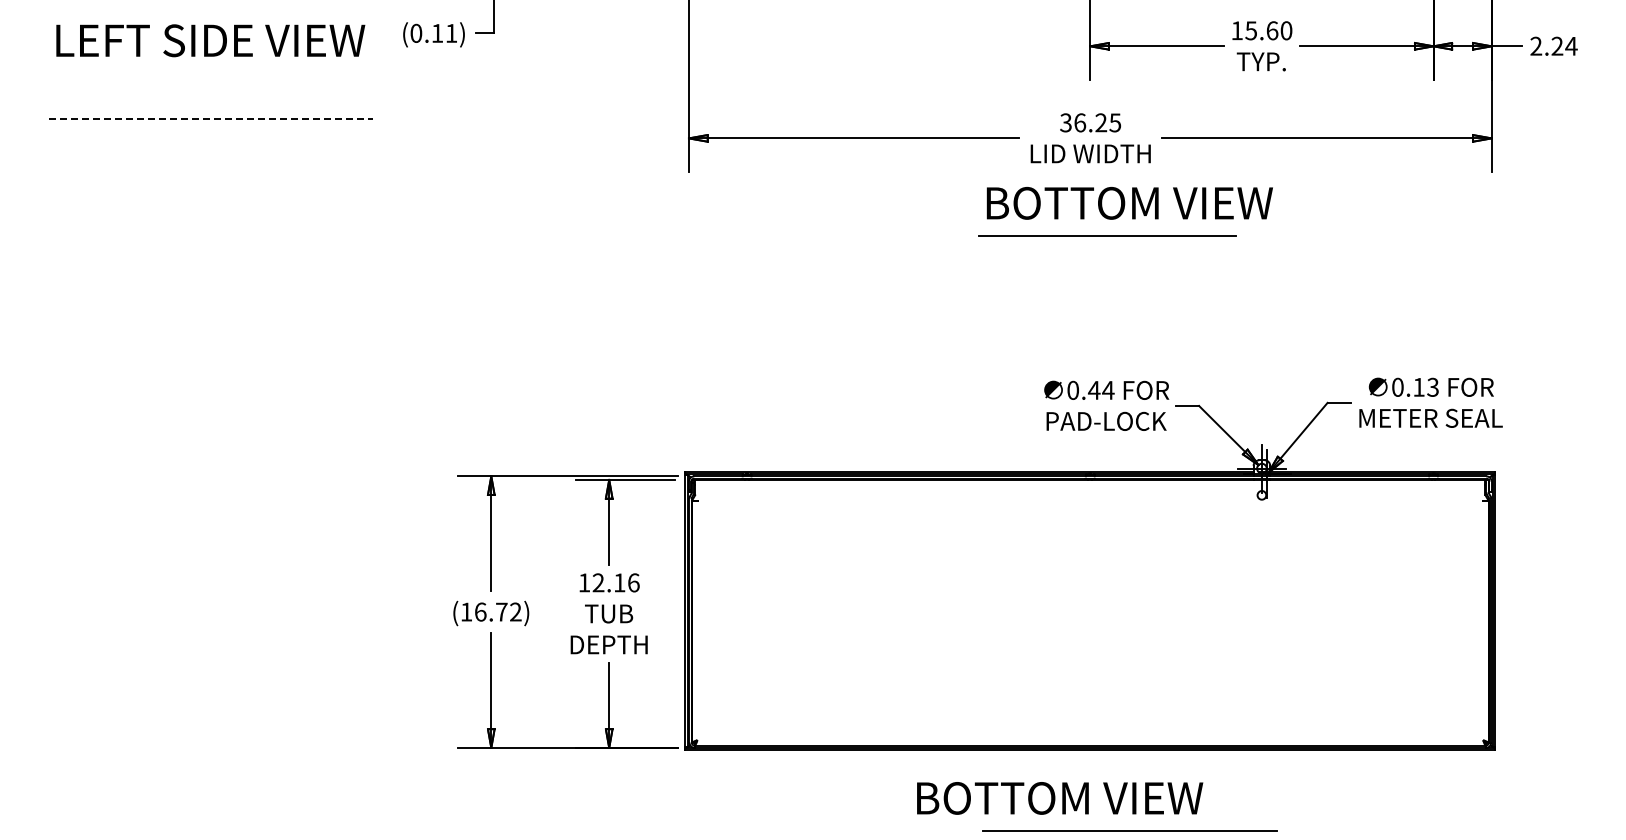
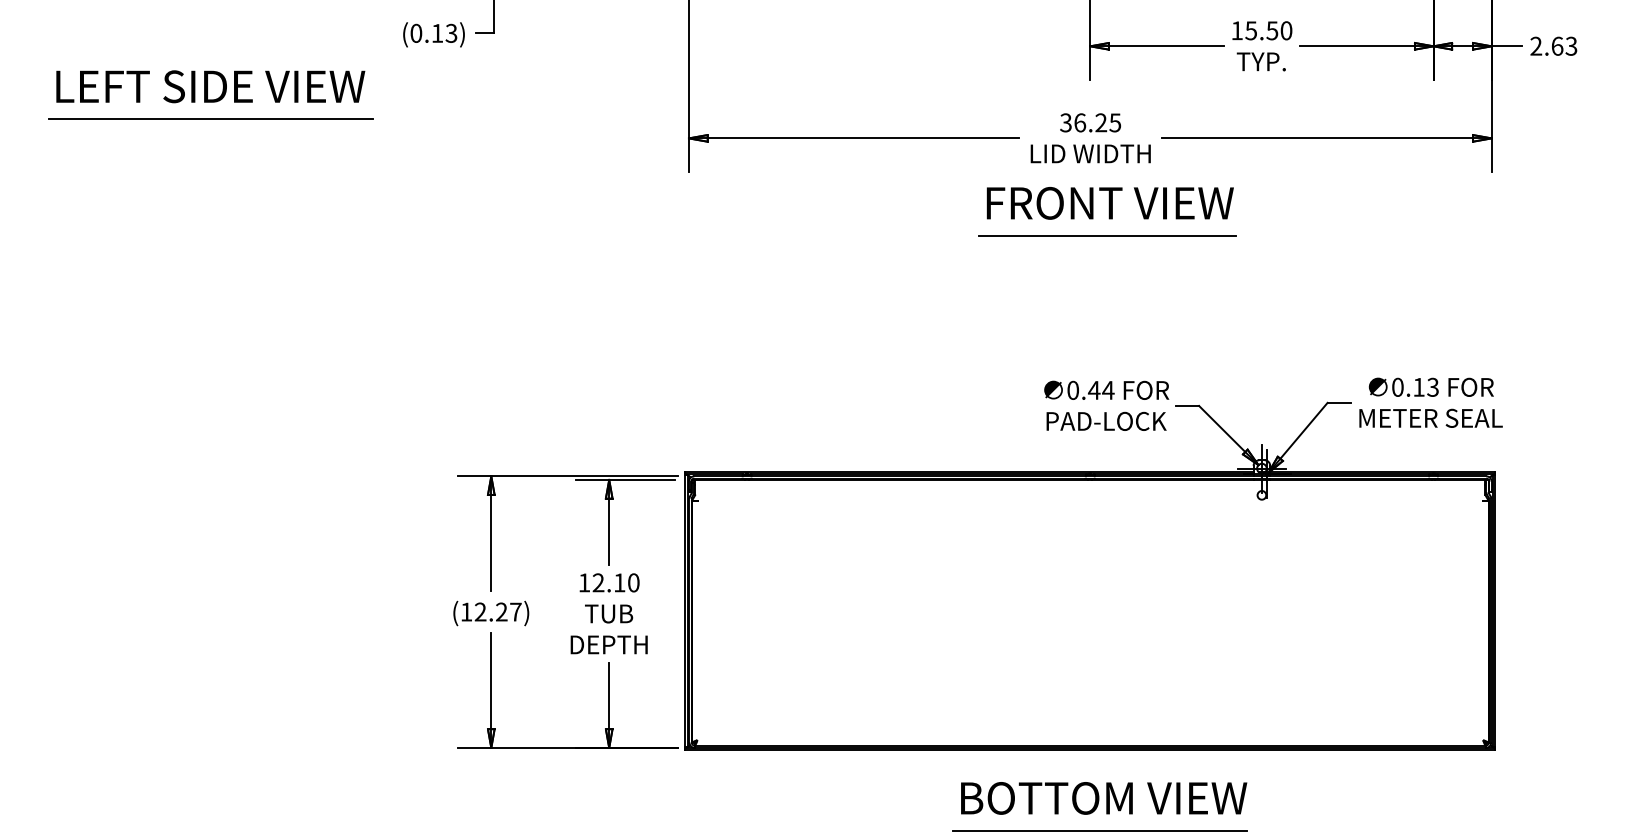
text: 15.60 -> 15.50 (1272, 30)
text: (0.11) -> (0.13) (451, 32)
text position: (210, 40) -> (210, 86) (210, 86)
text: 2.24 -> 2.63 (1564, 45)
line: dashed -> solid (211, 119)
text: BOTTOM VIEW -> FRONT VIEW (1131, 202)
text: 12.16 -> 12.10 (633, 582)
text: (16.72) -> (12.27) (497, 611)
text position: (1060, 798) -> (1104, 798) (1104, 798)
line position: (1129, 830) -> (1099, 830) (1099, 830)
